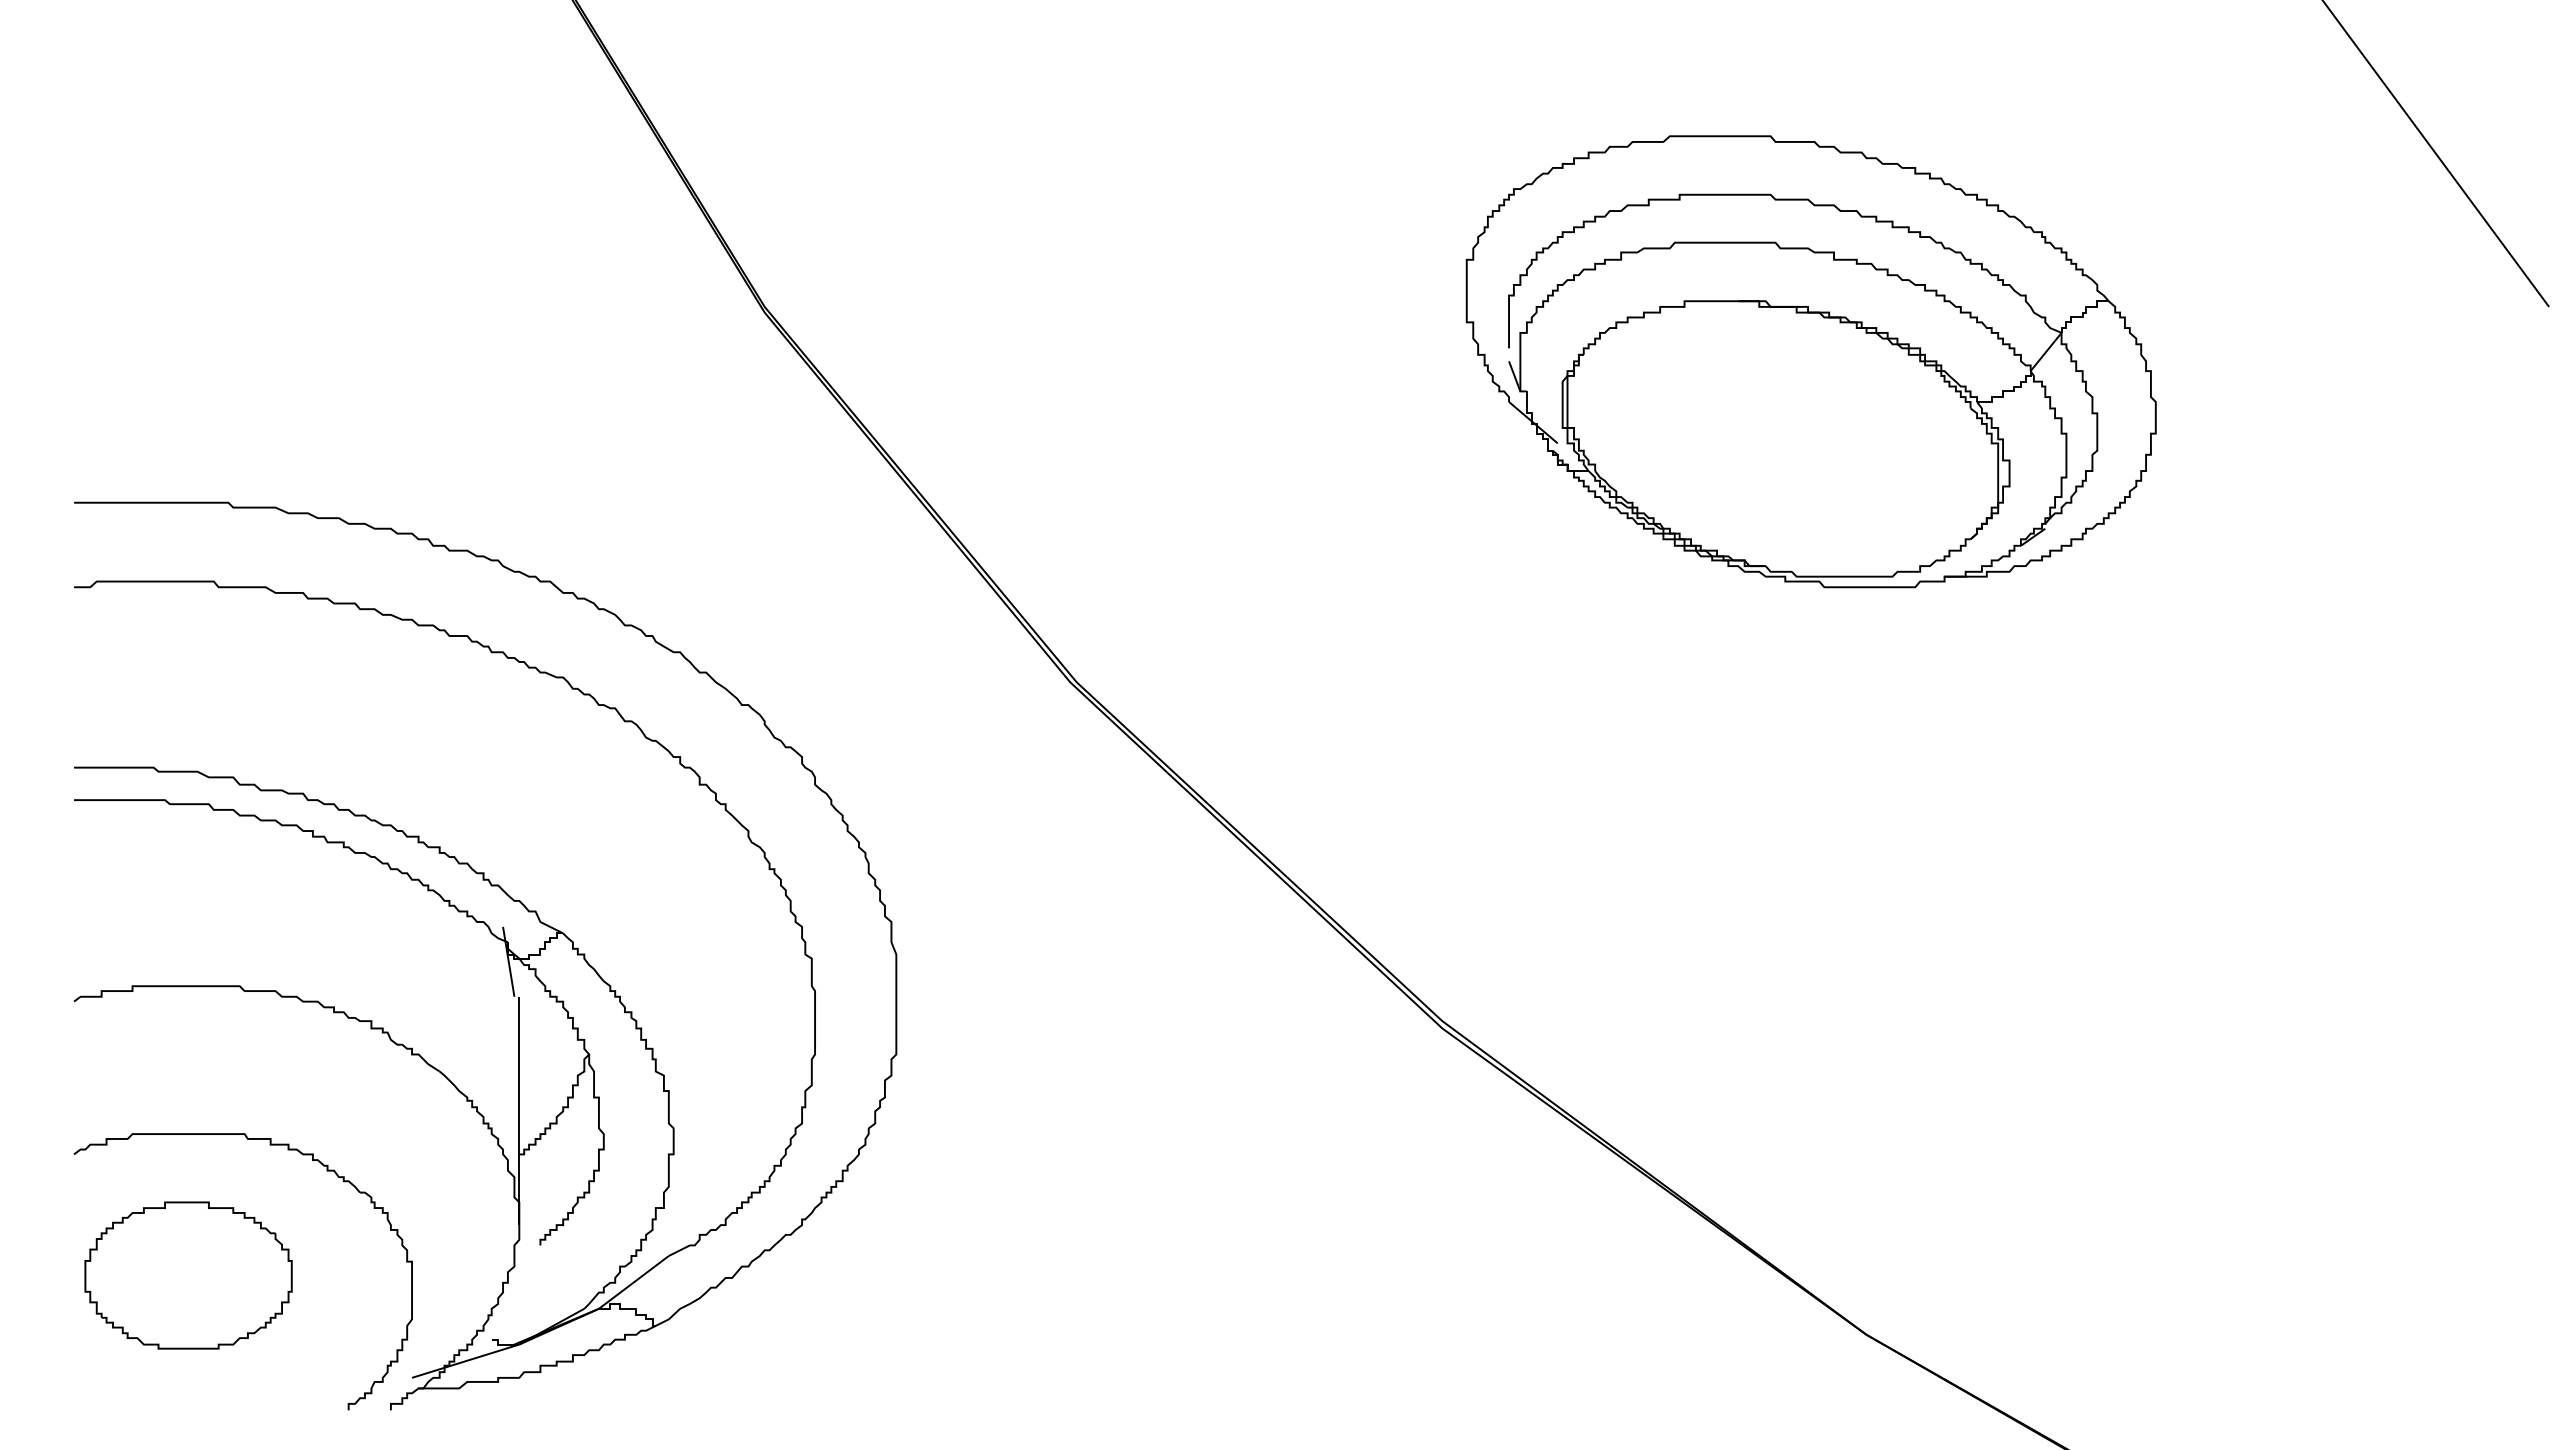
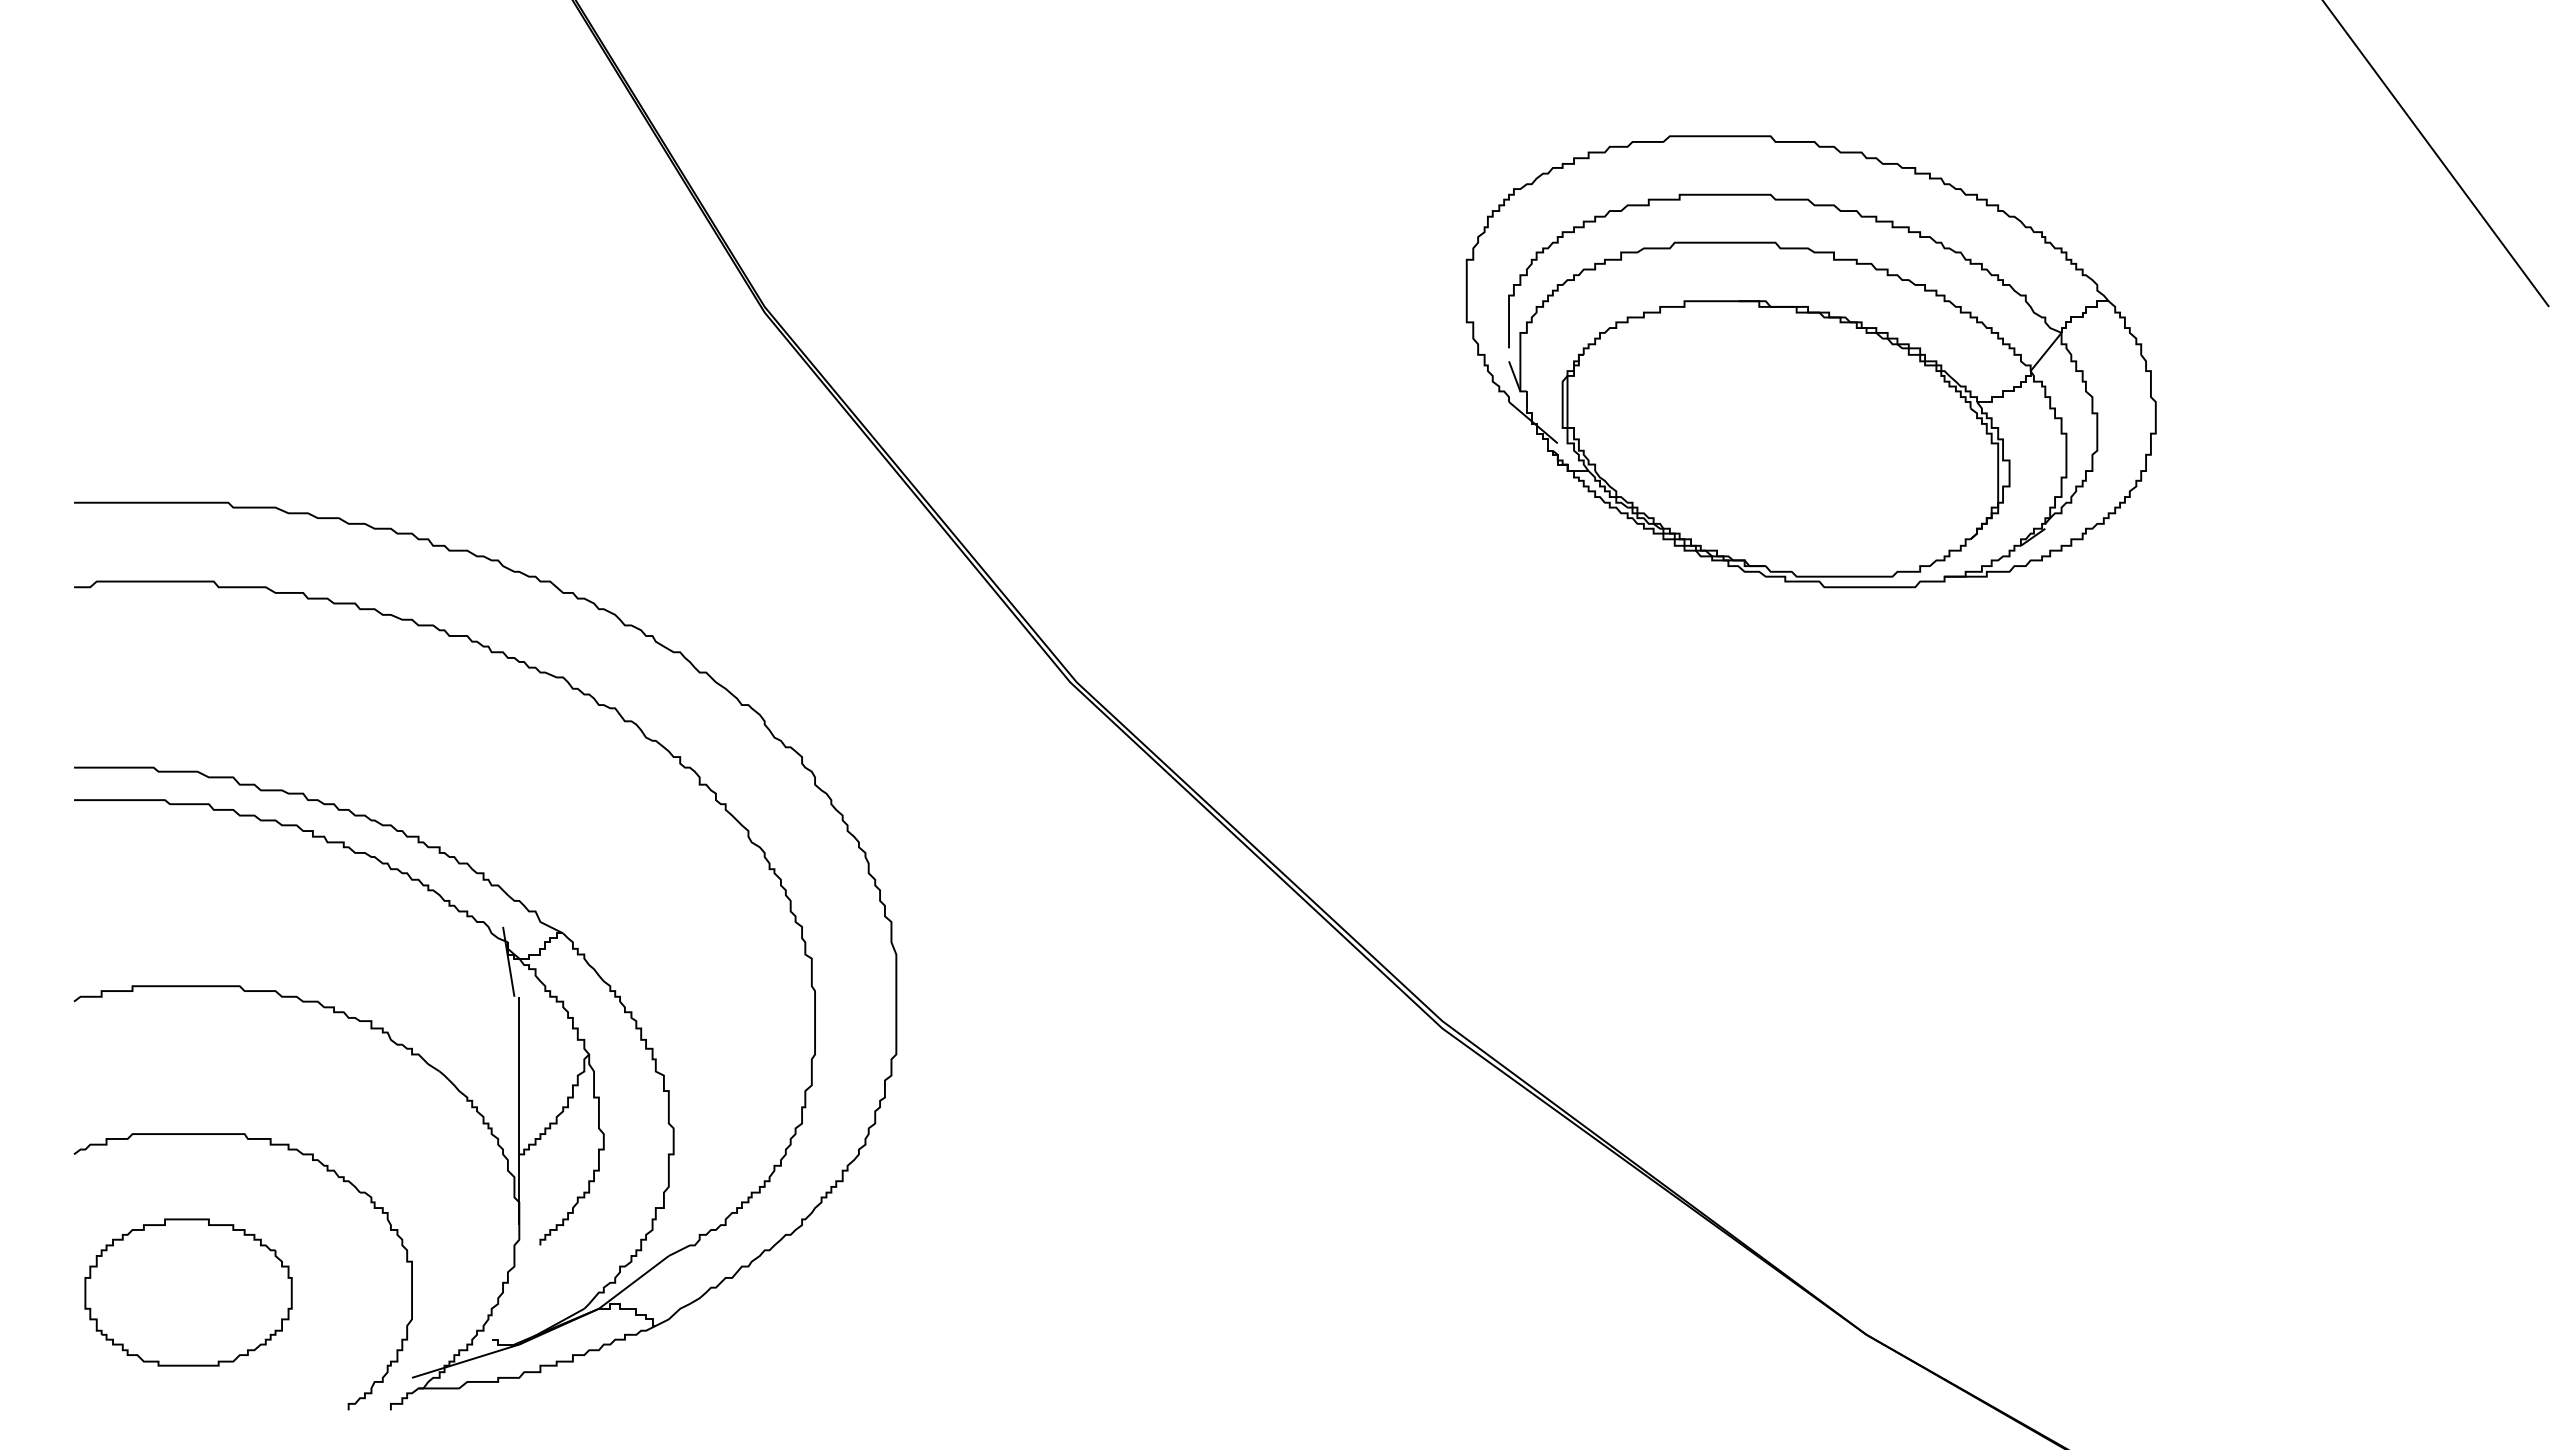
part position: (188, 1275) -> (188, 1292) (188, 1292)
